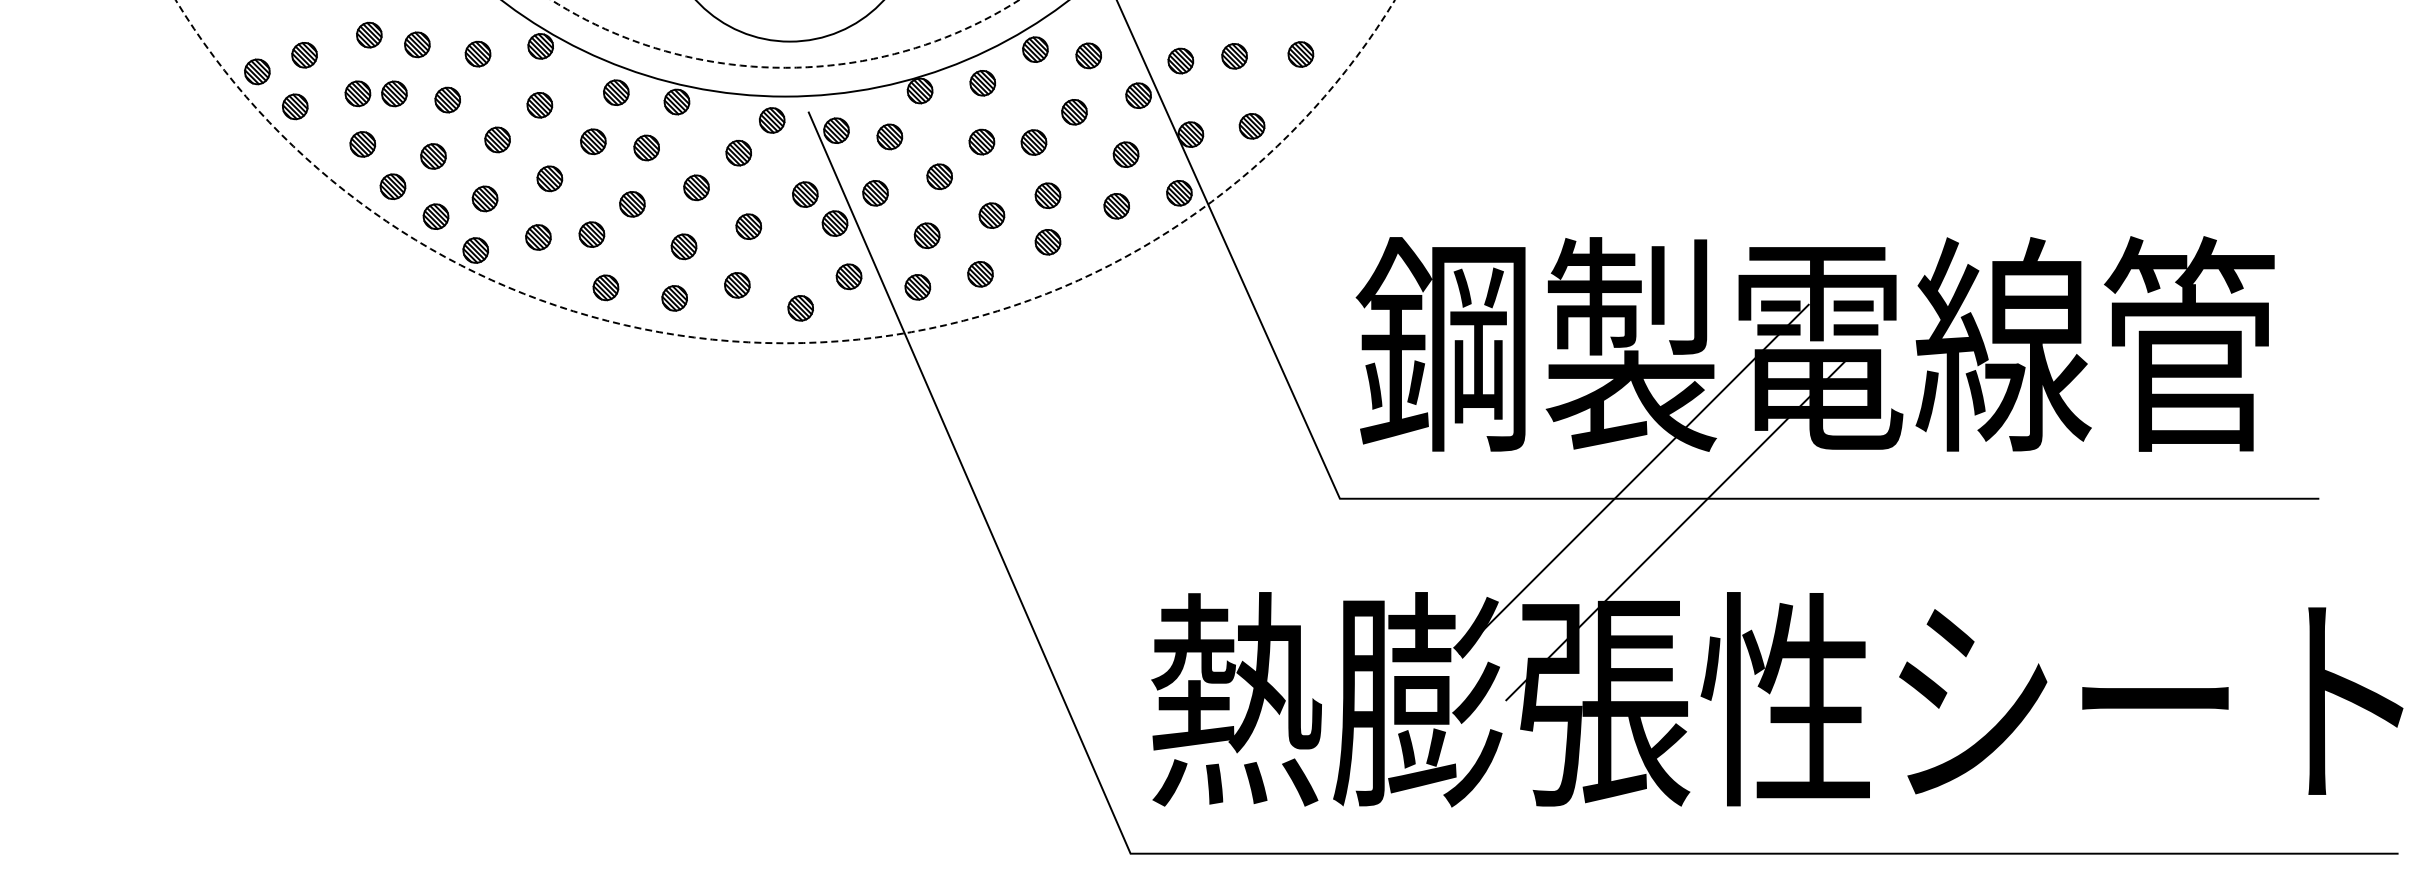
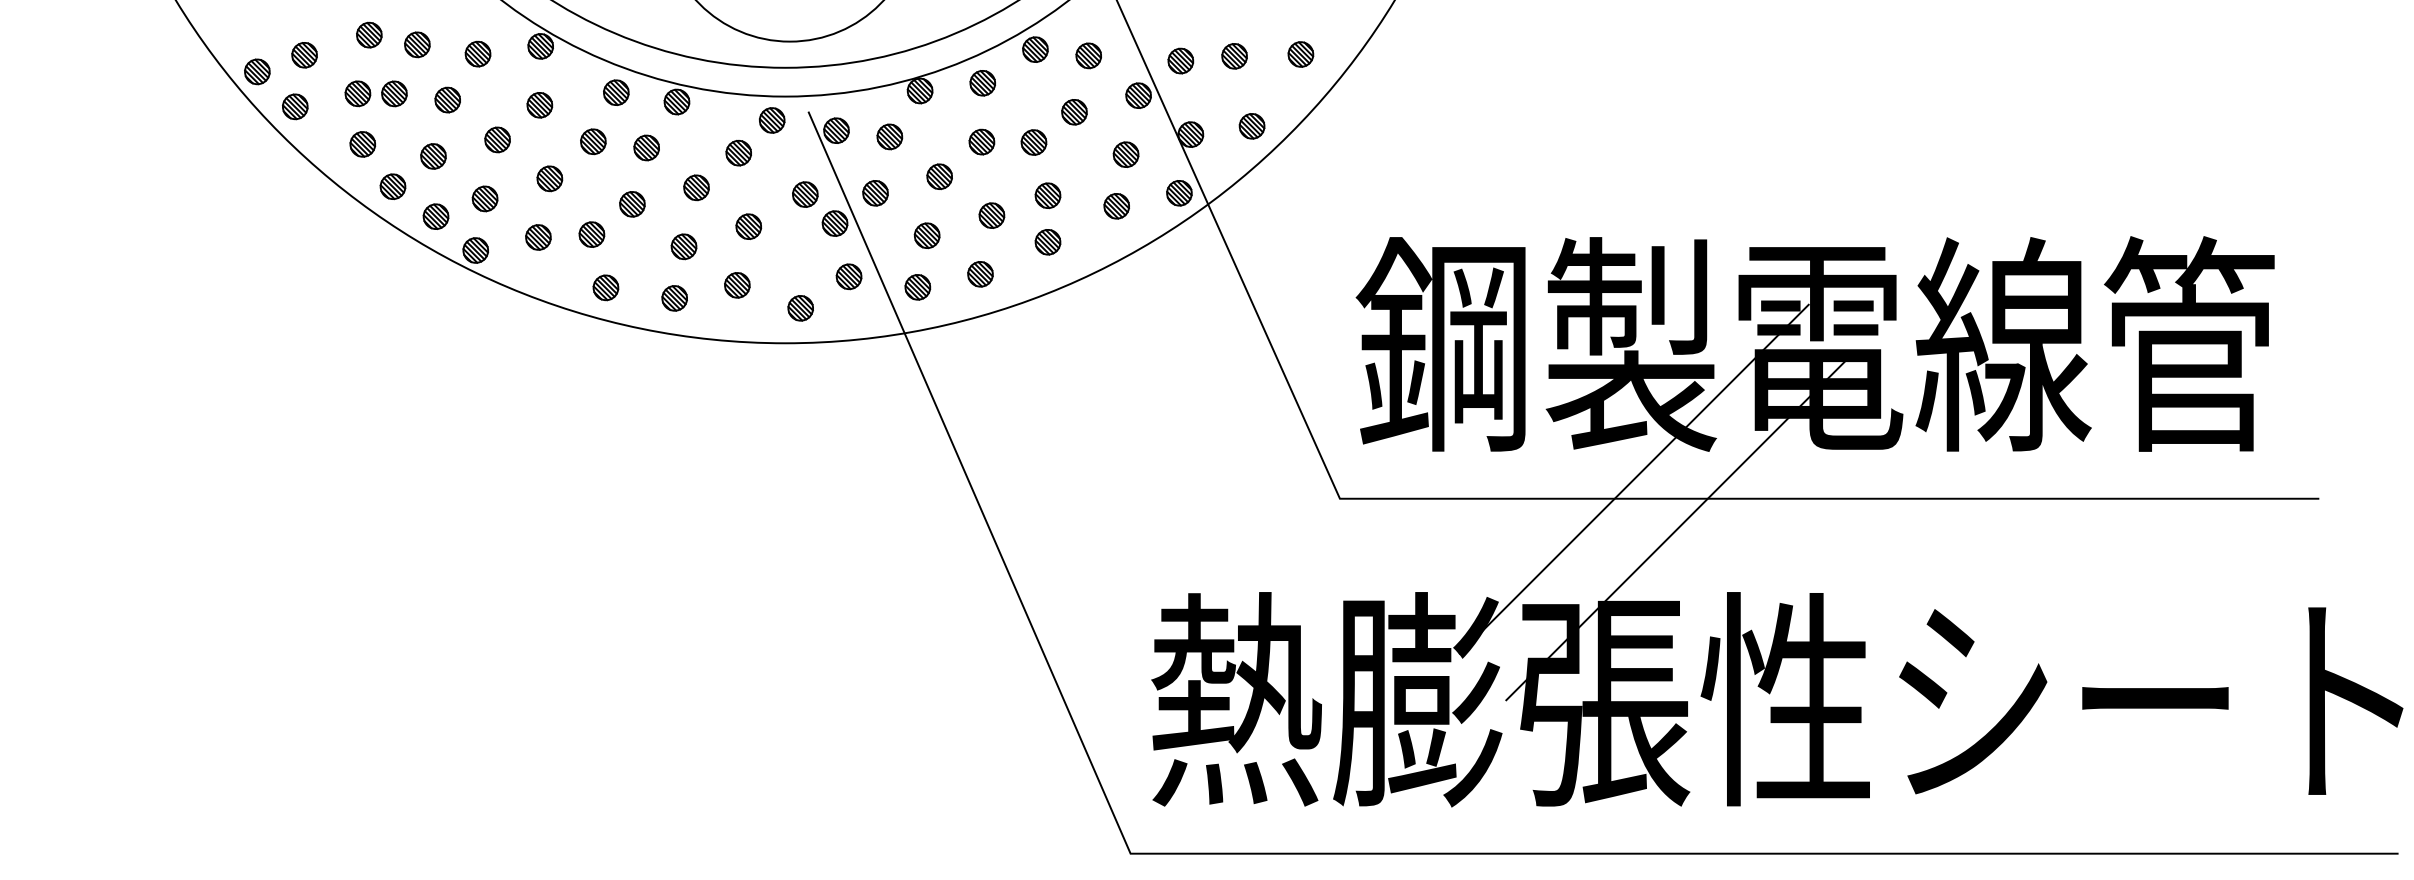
circle: dashed -> solid (785, 33)
circle: dashed -> solid (785, 171)
